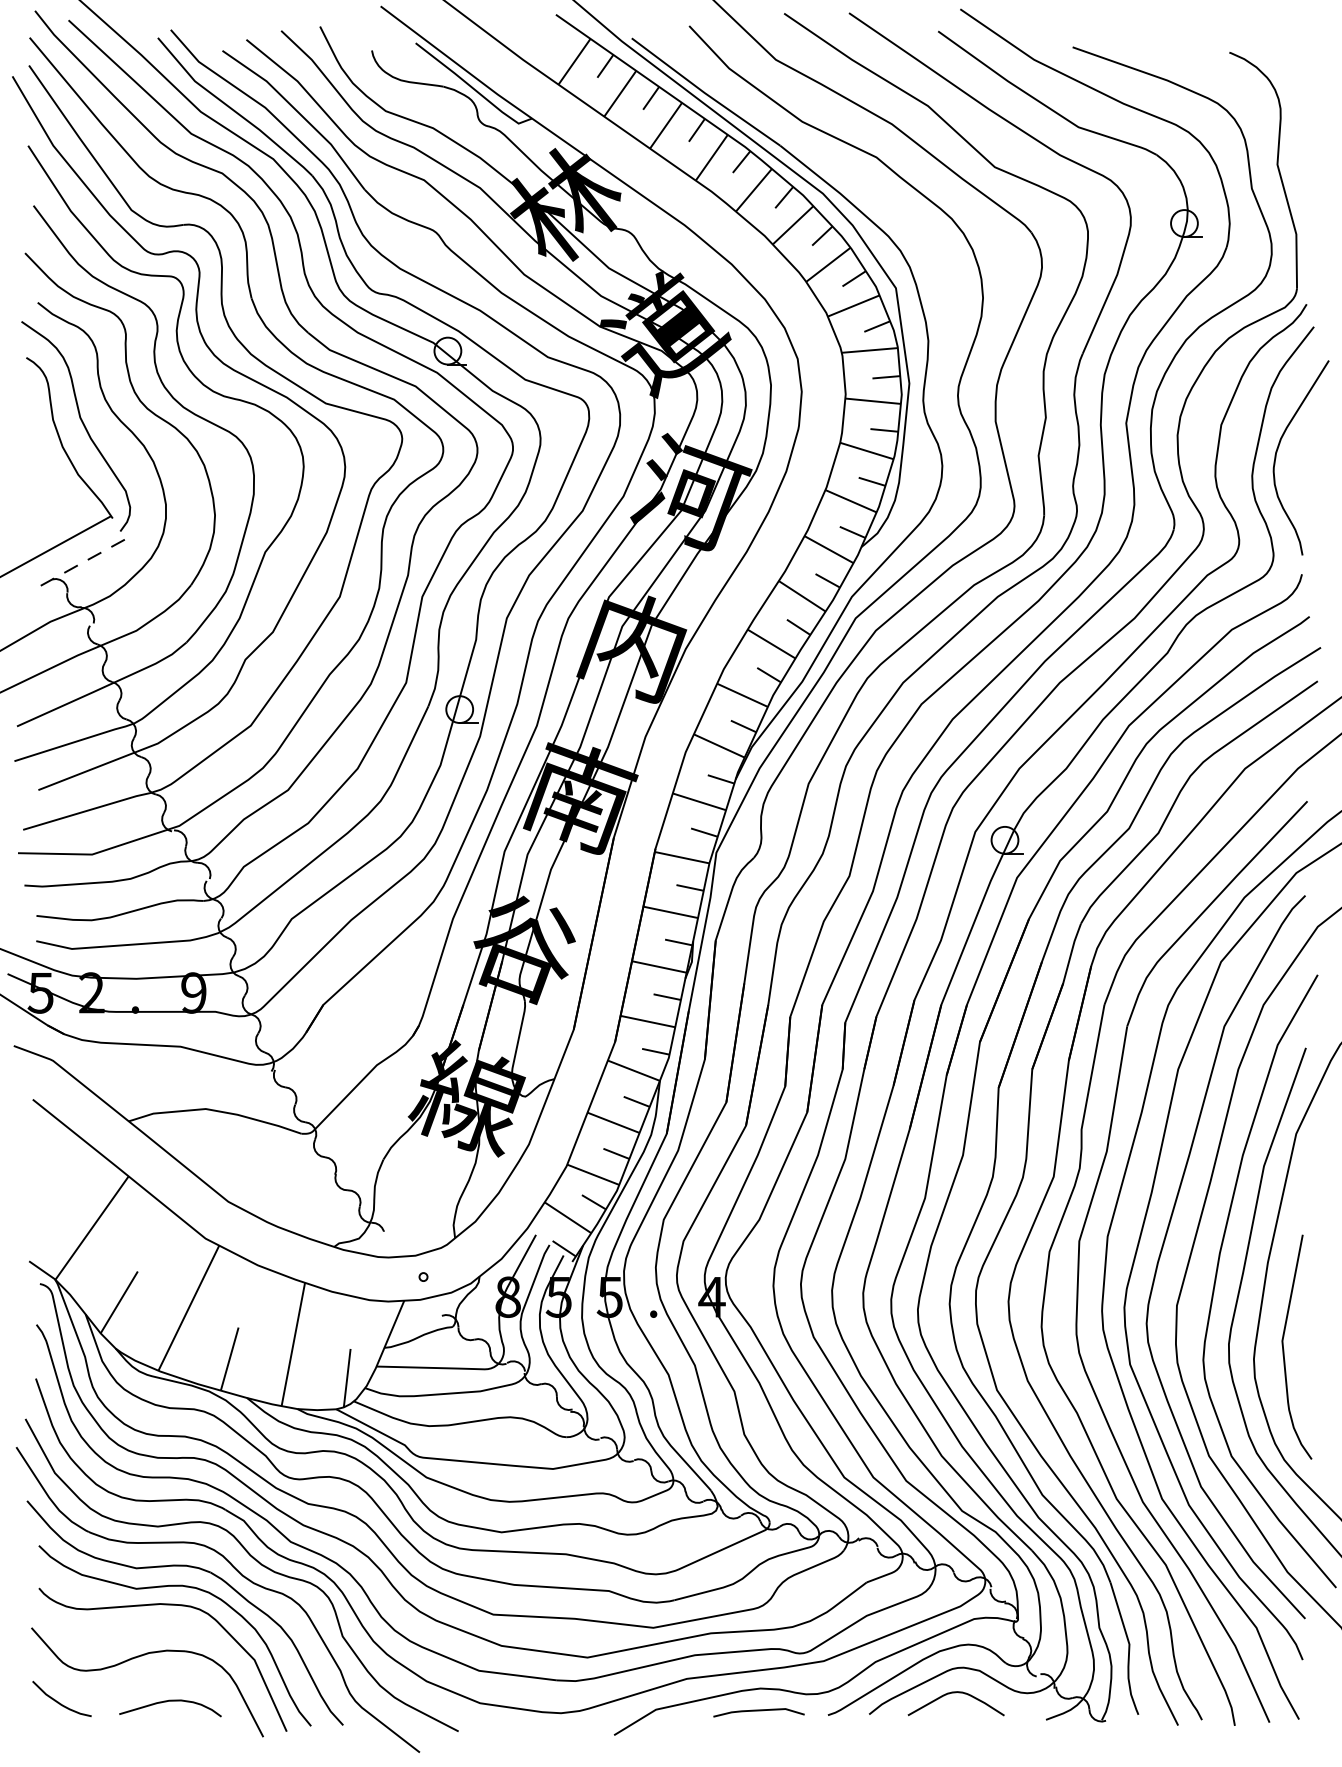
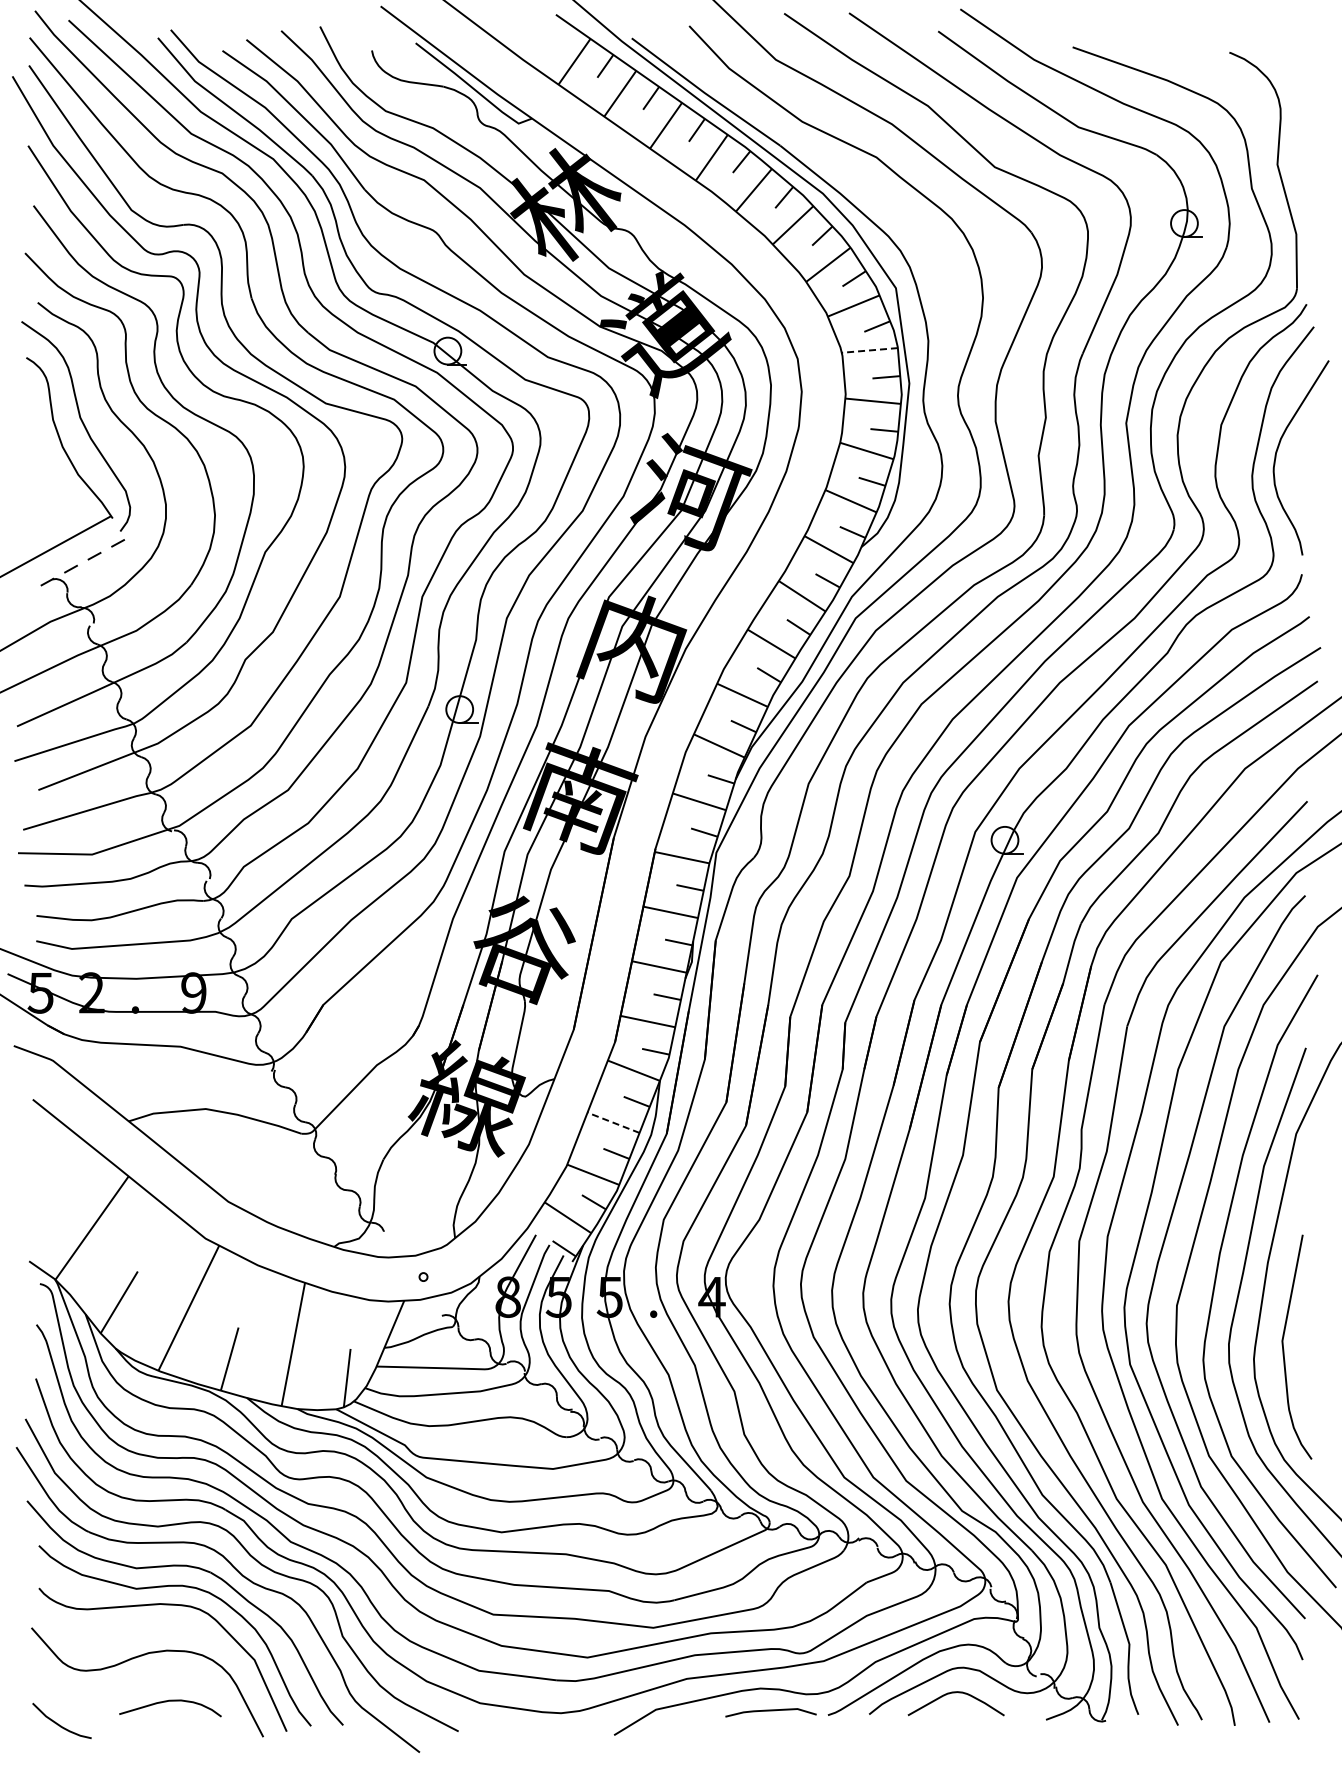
line: solid -> dashed (869, 350)
line: solid -> dashed (613, 1122)
curve position: (58, 1701) -> (58, 1723) (58, 1723)
line position: (758, 1711) -> (770, 1711) (770, 1711)
